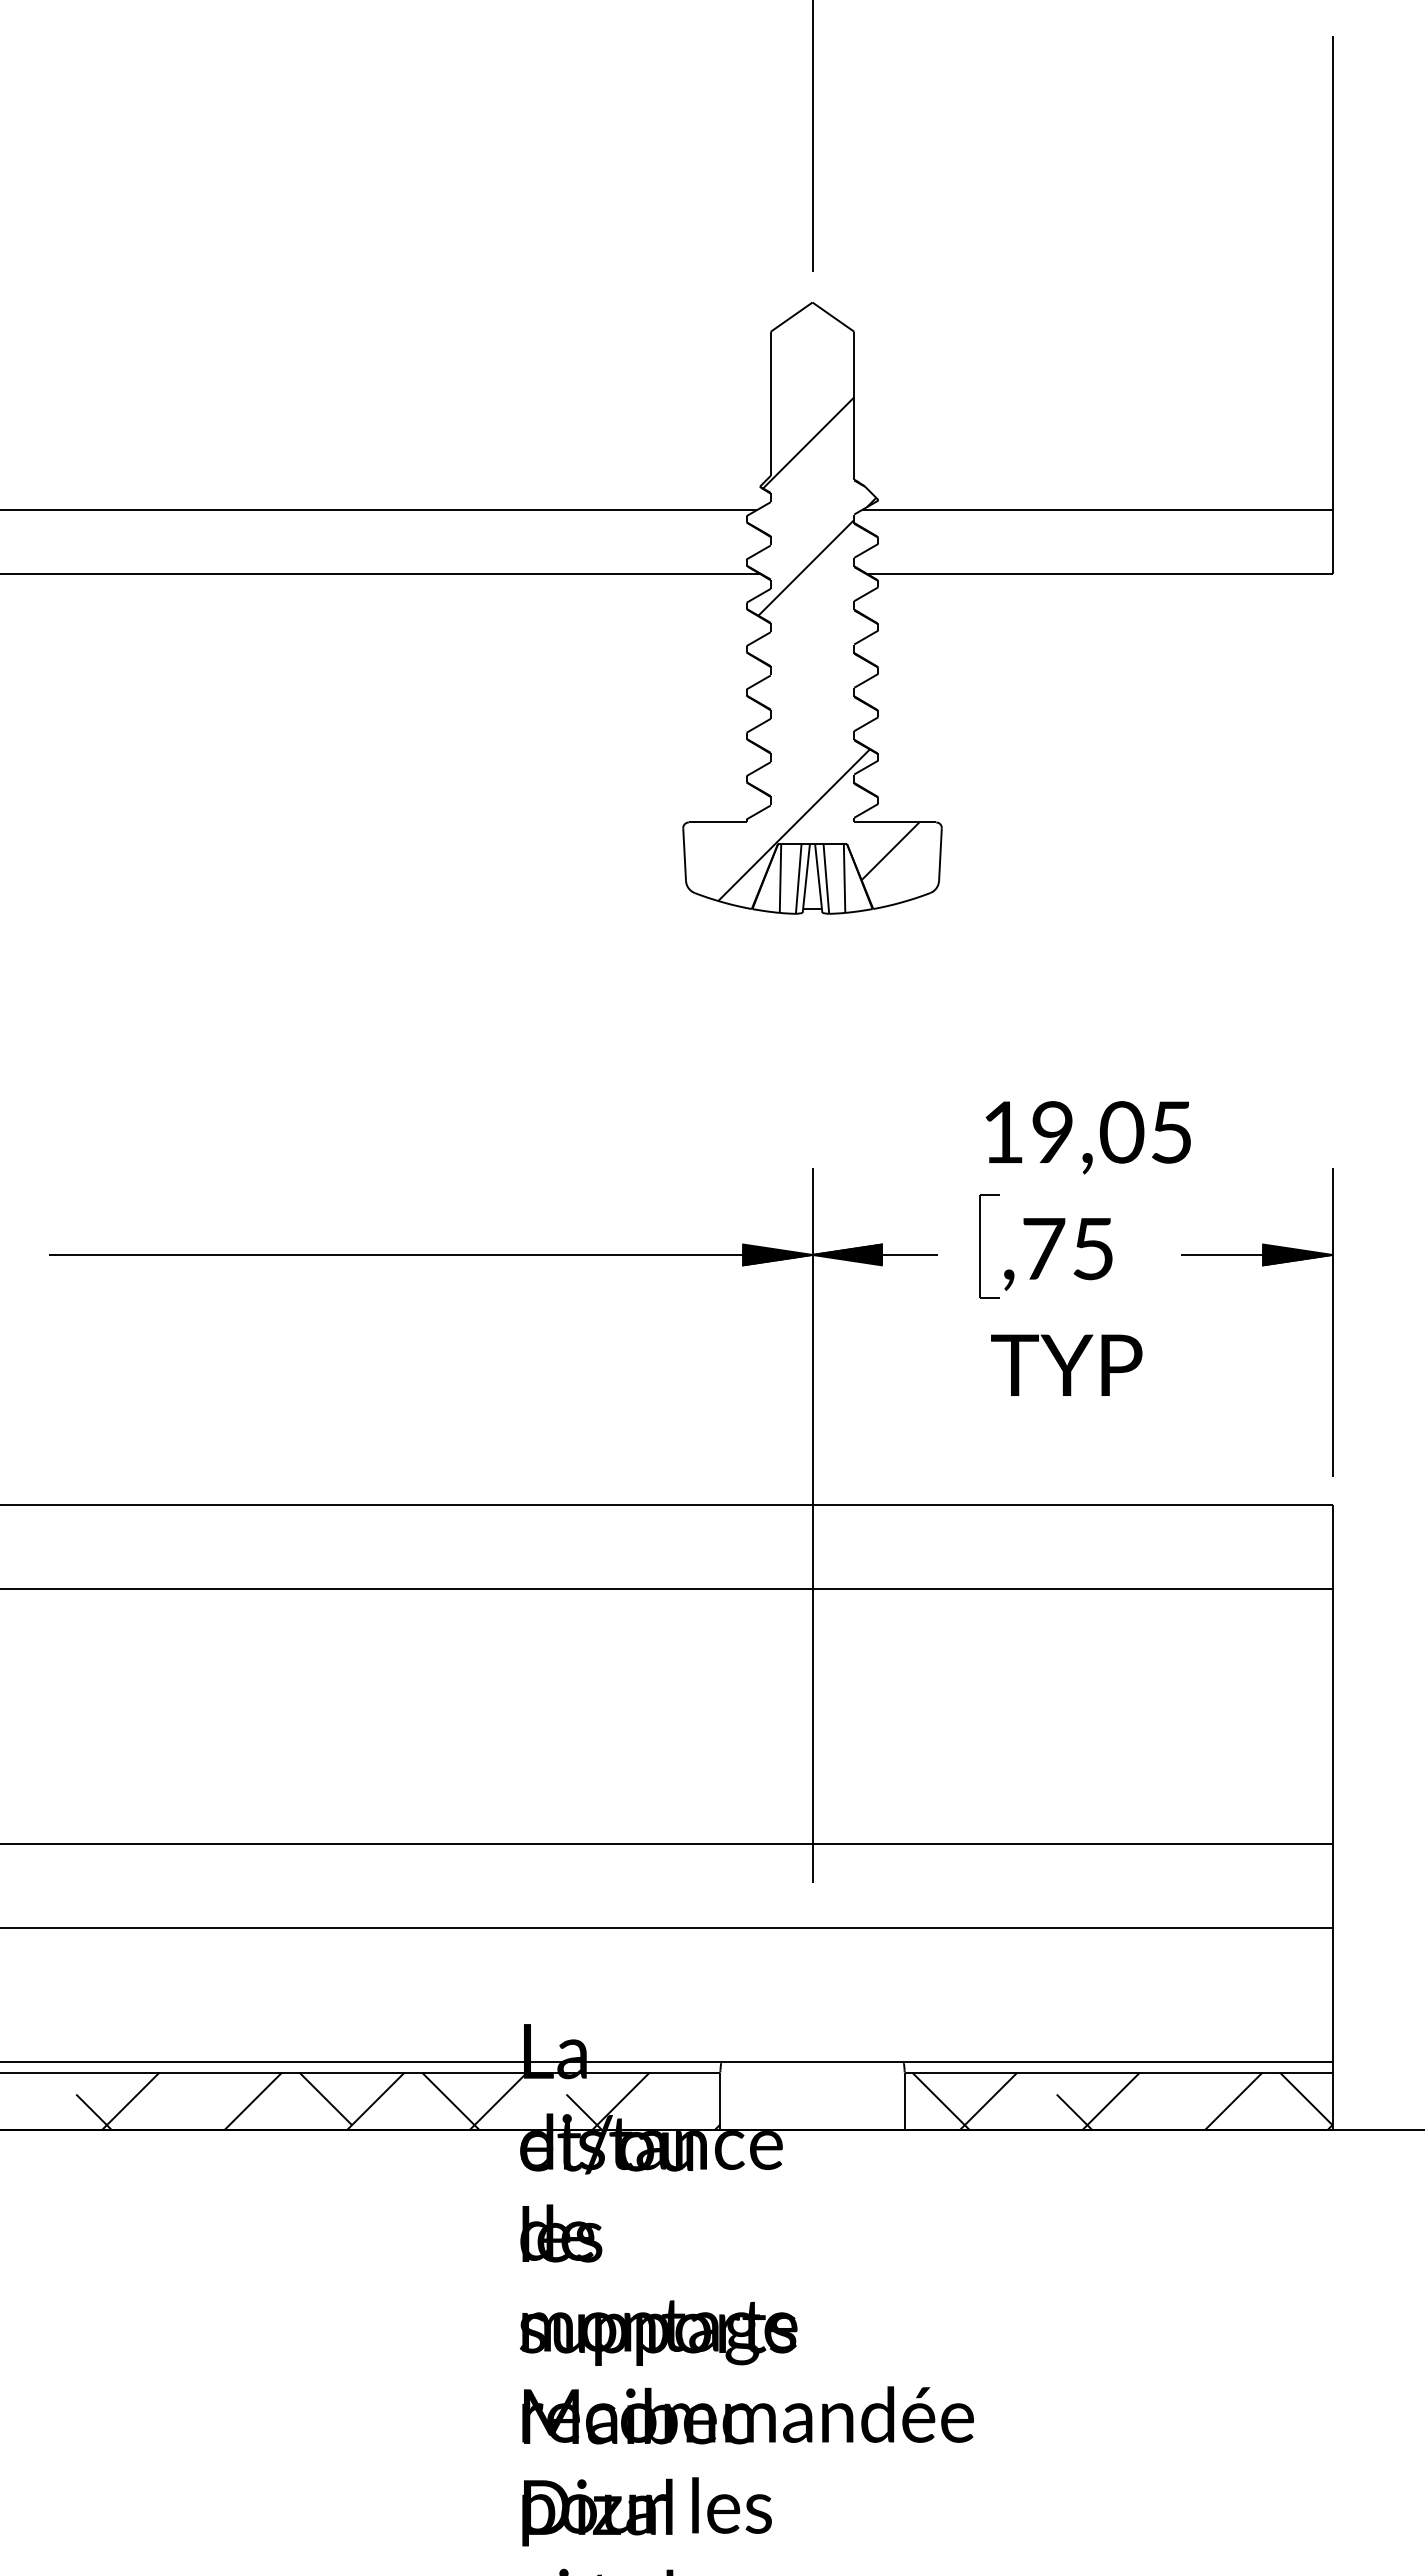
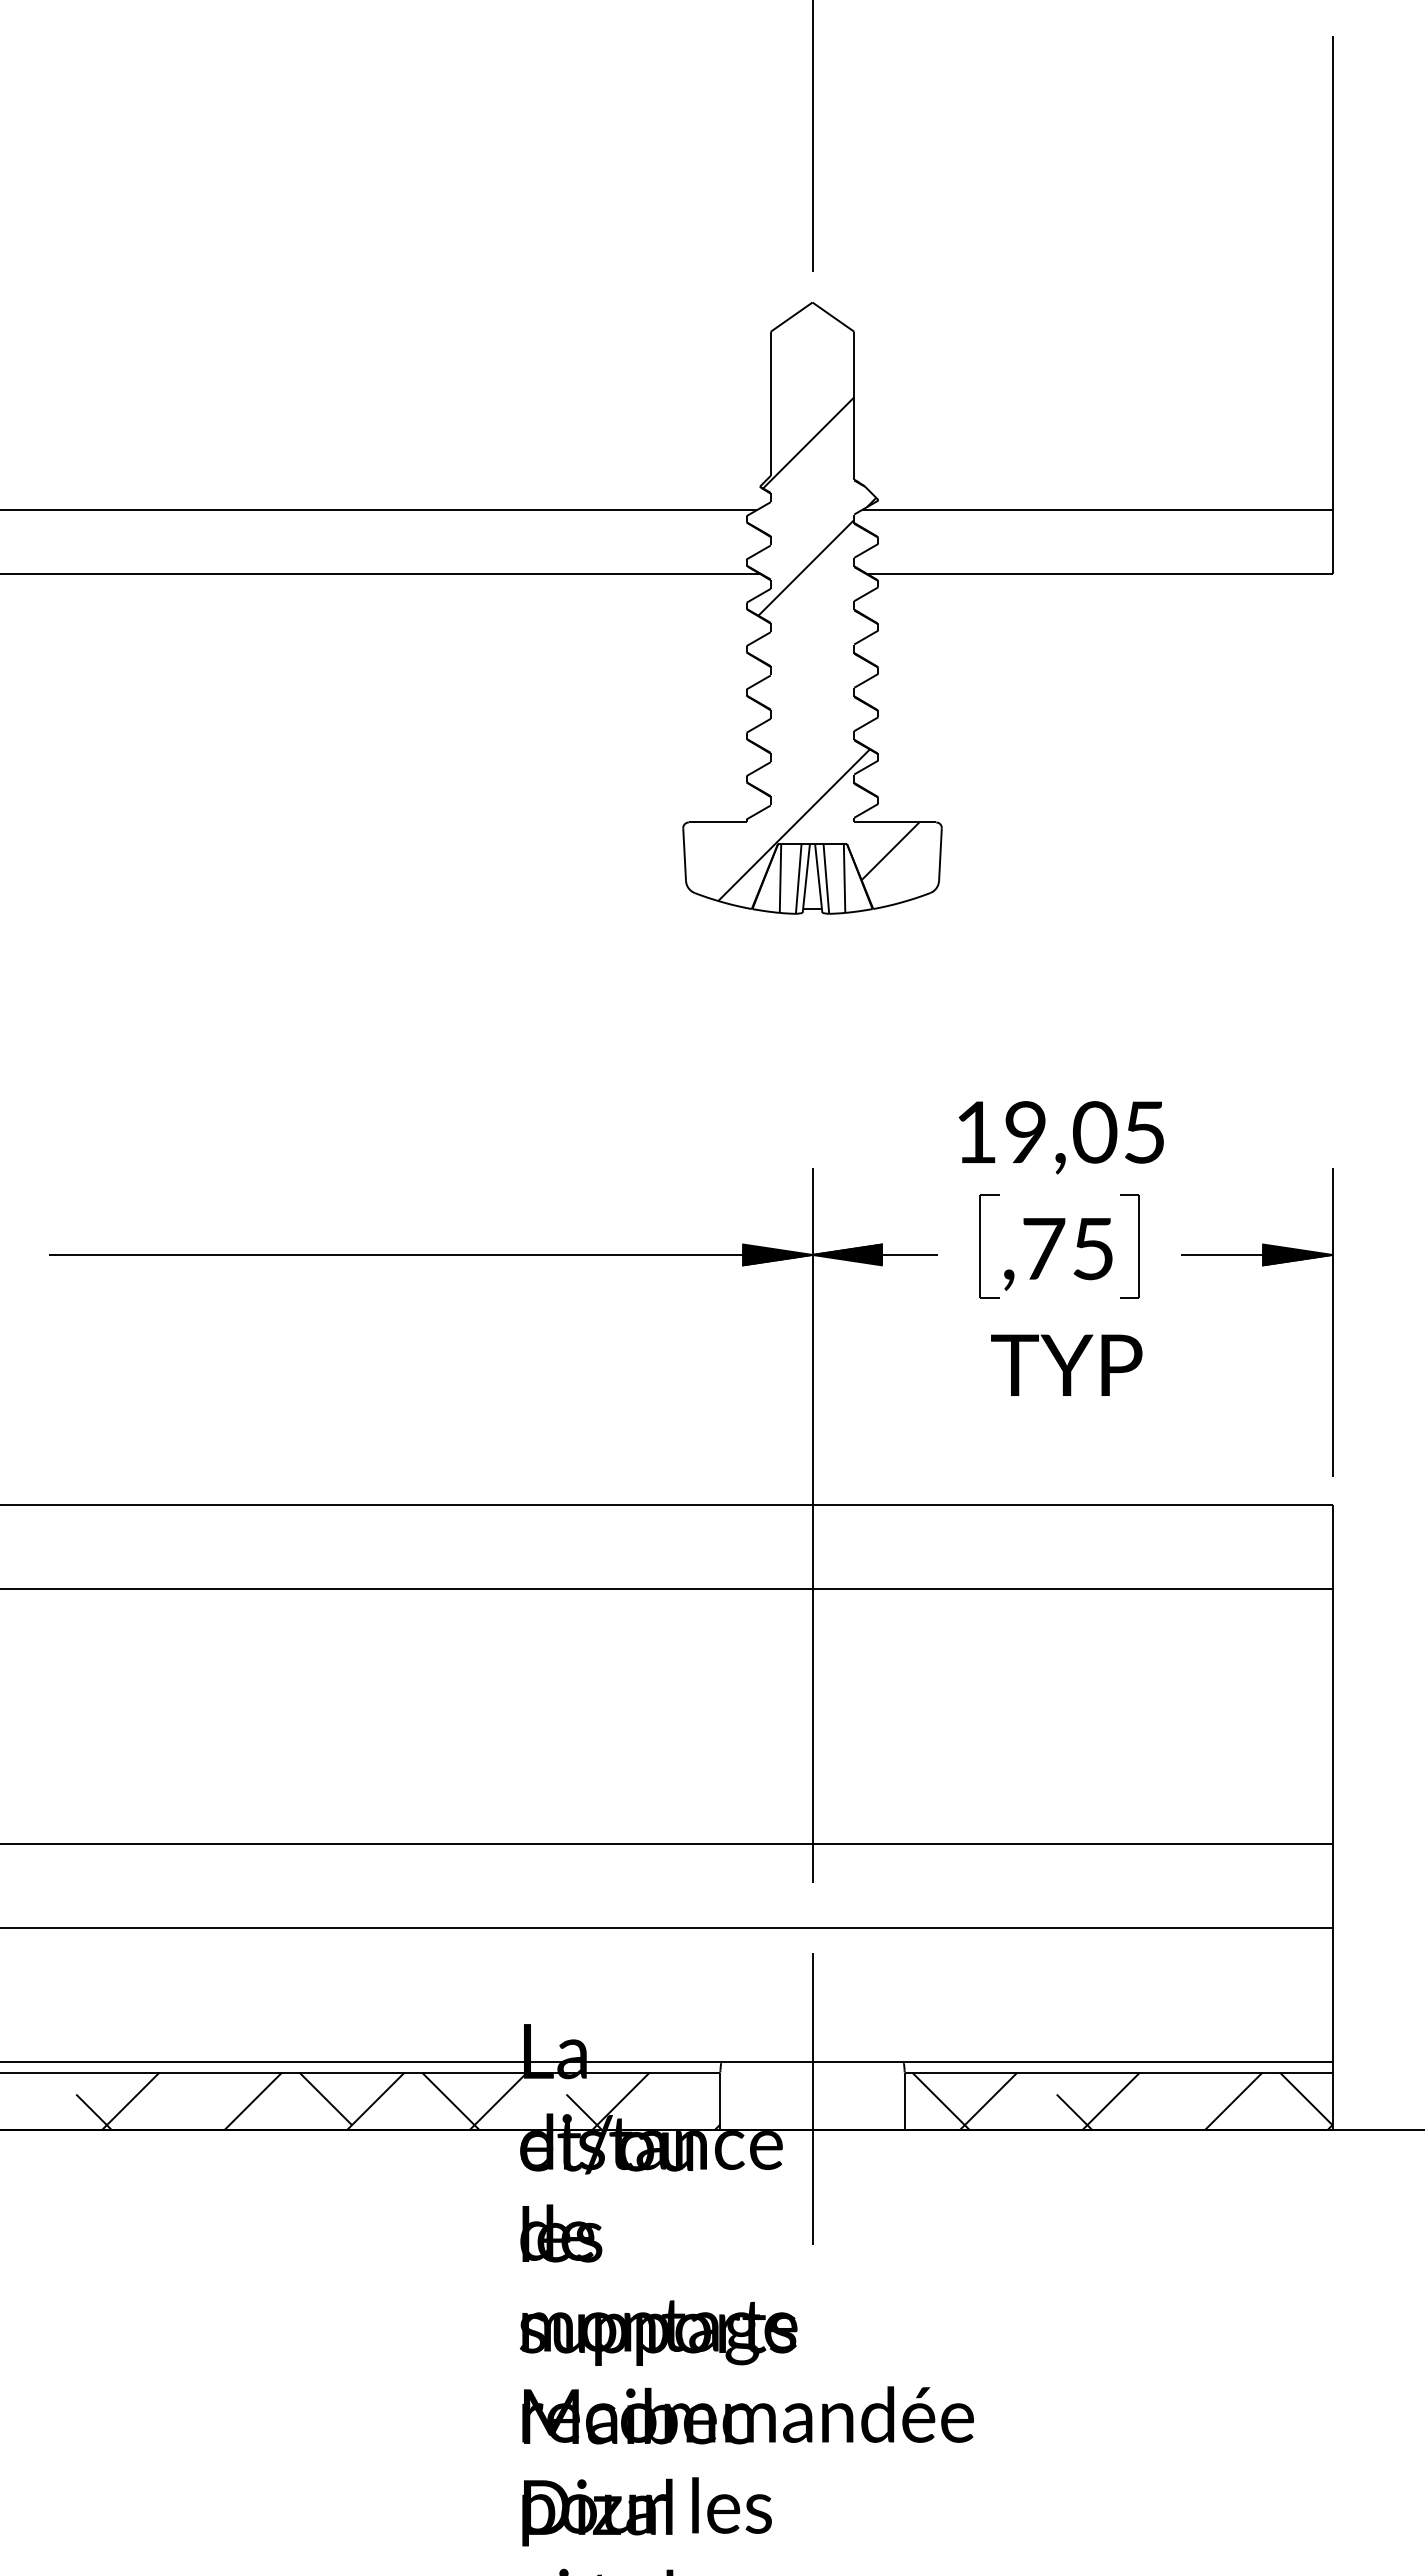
text position: (1087, 1137) -> (1060, 1137) (1060, 1137)
part: none -> present (1138, 1246)
line: none -> present (812, 2099)
